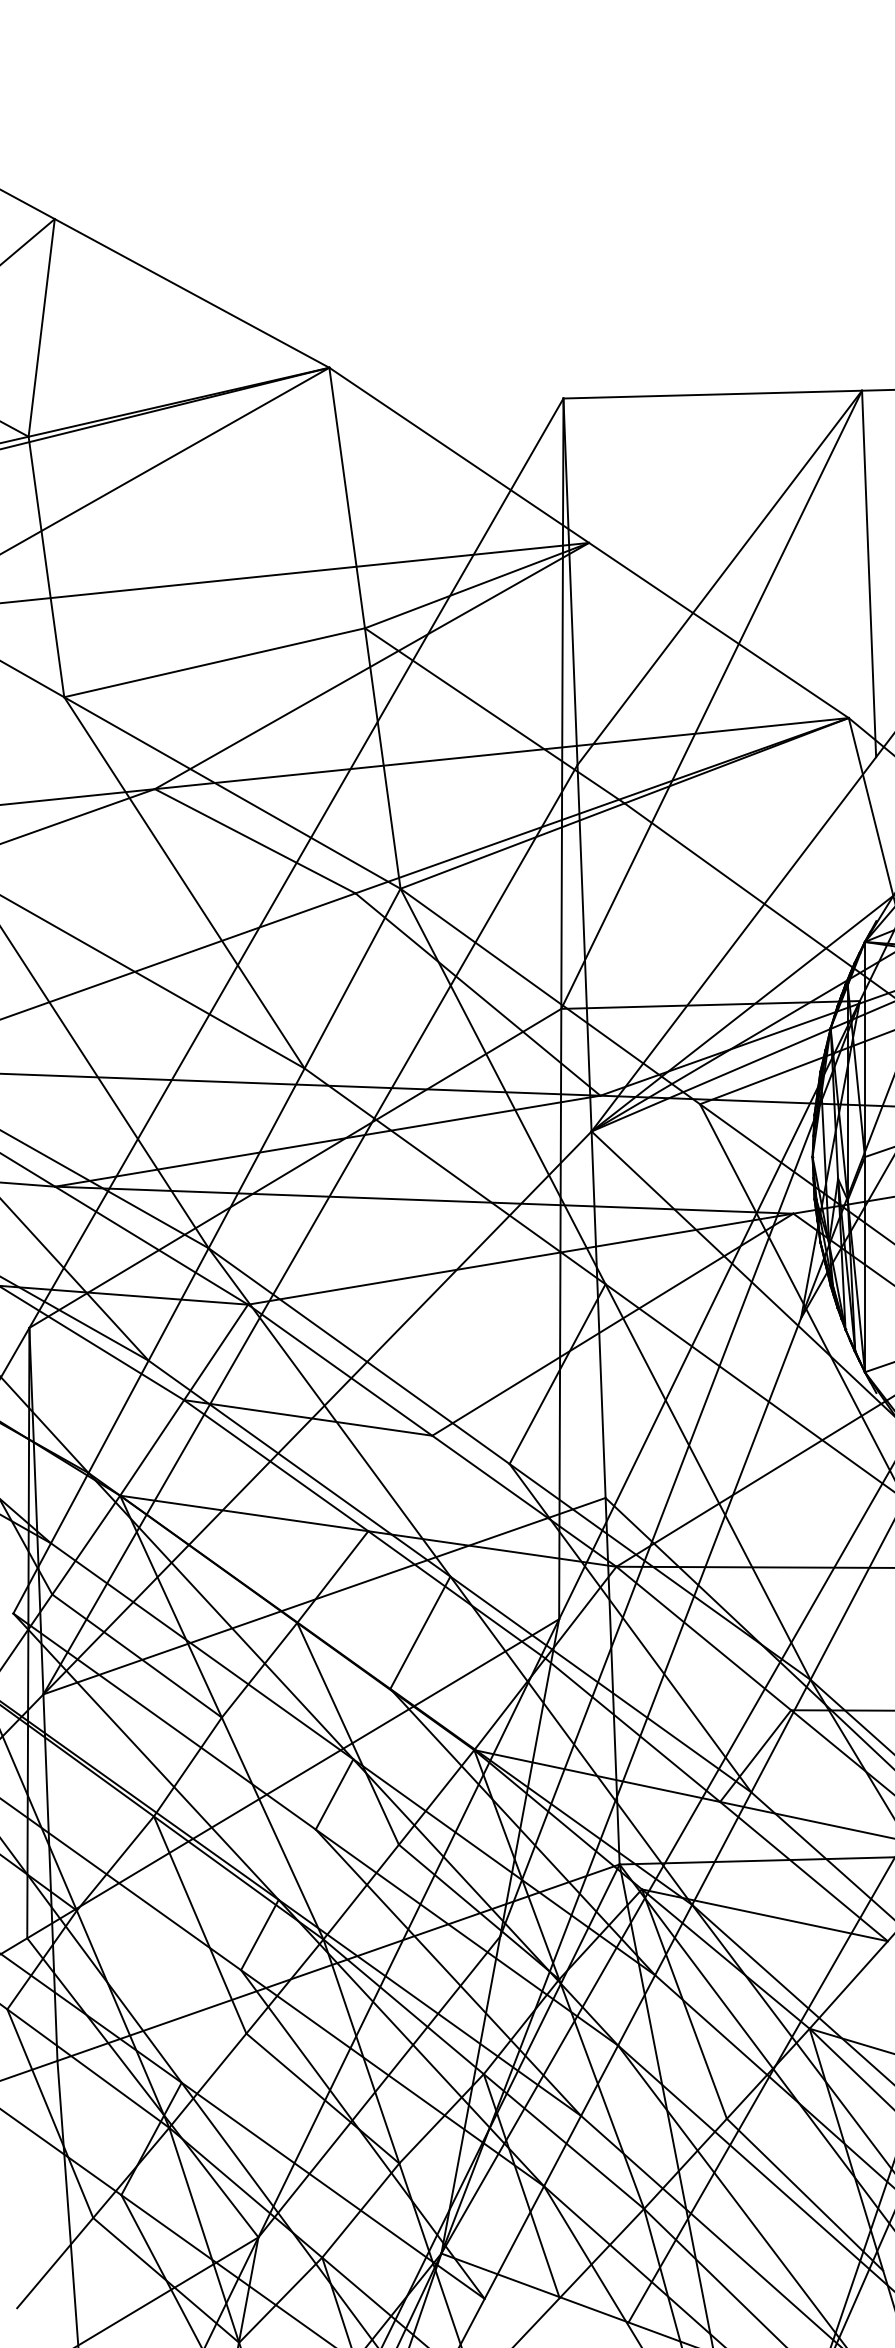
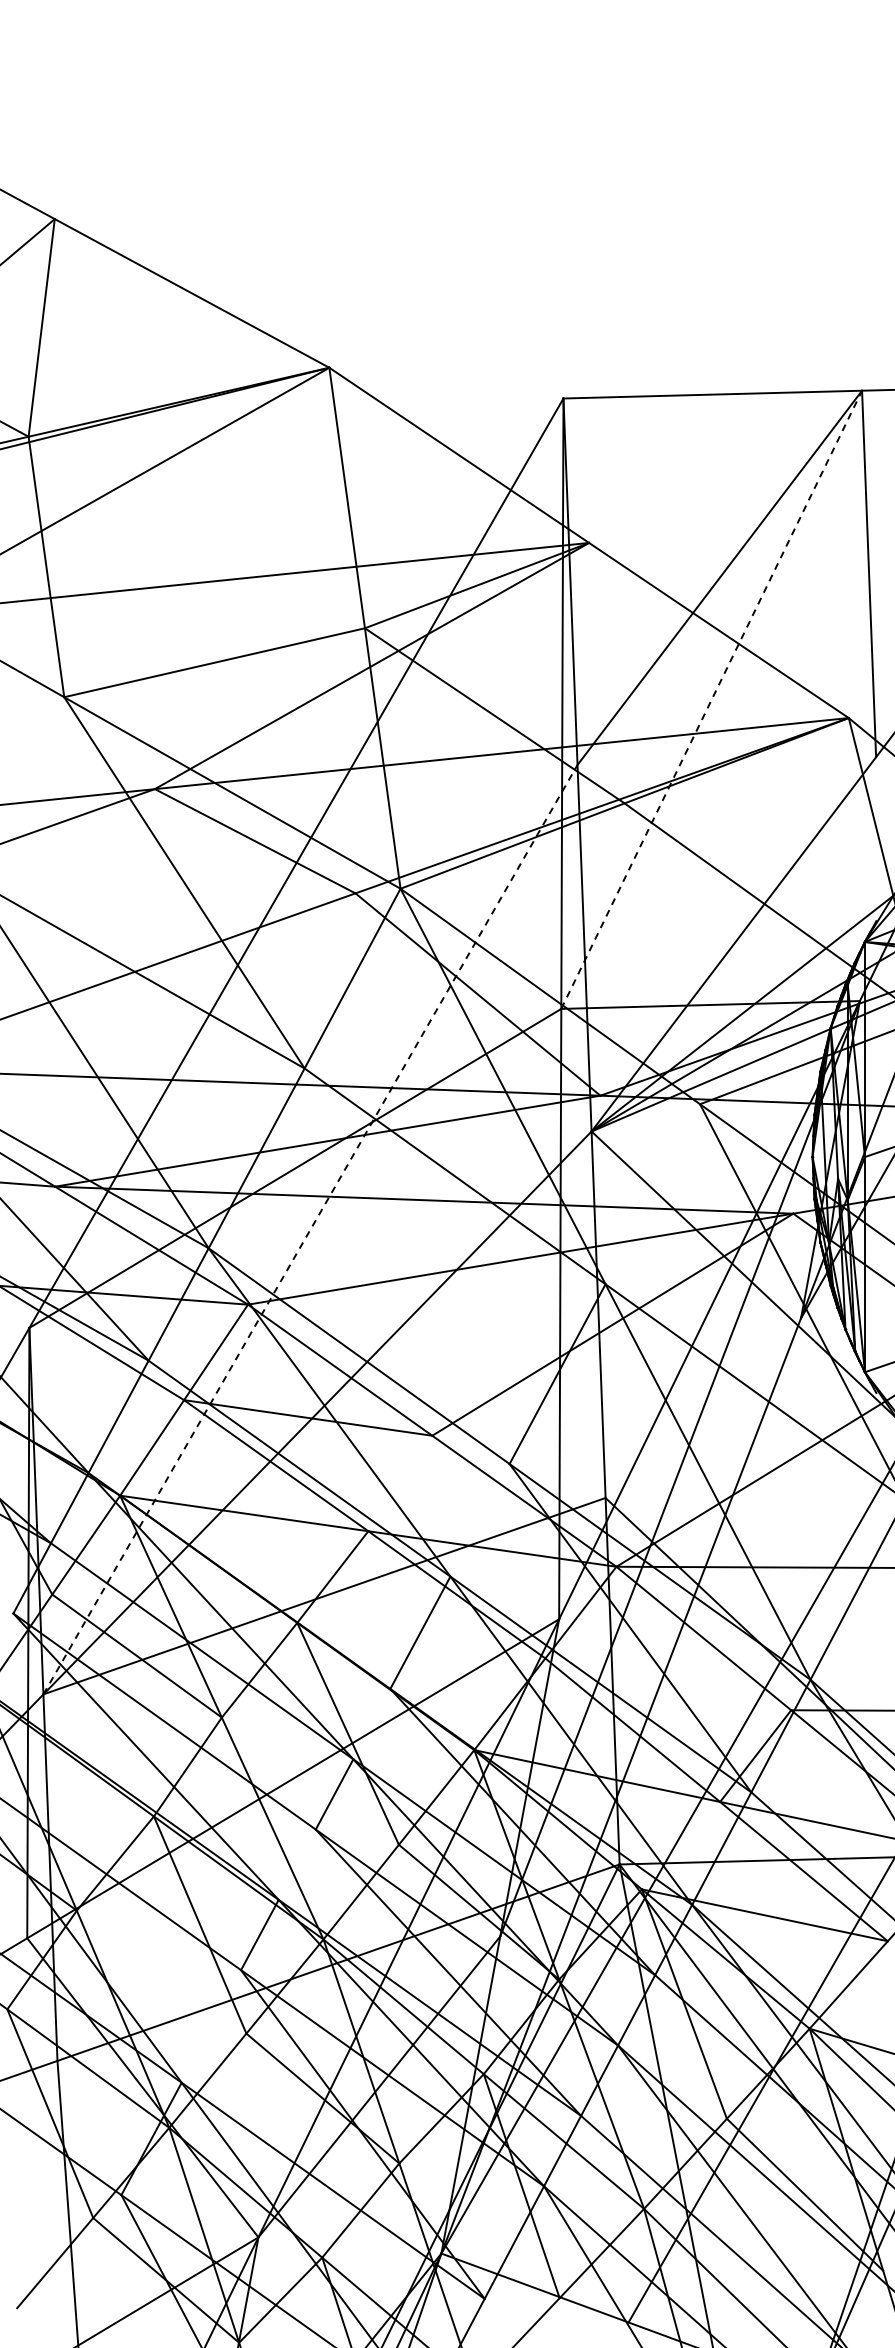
line: solid -> dashed (711, 699)
line: solid -> dashed (310, 1229)
